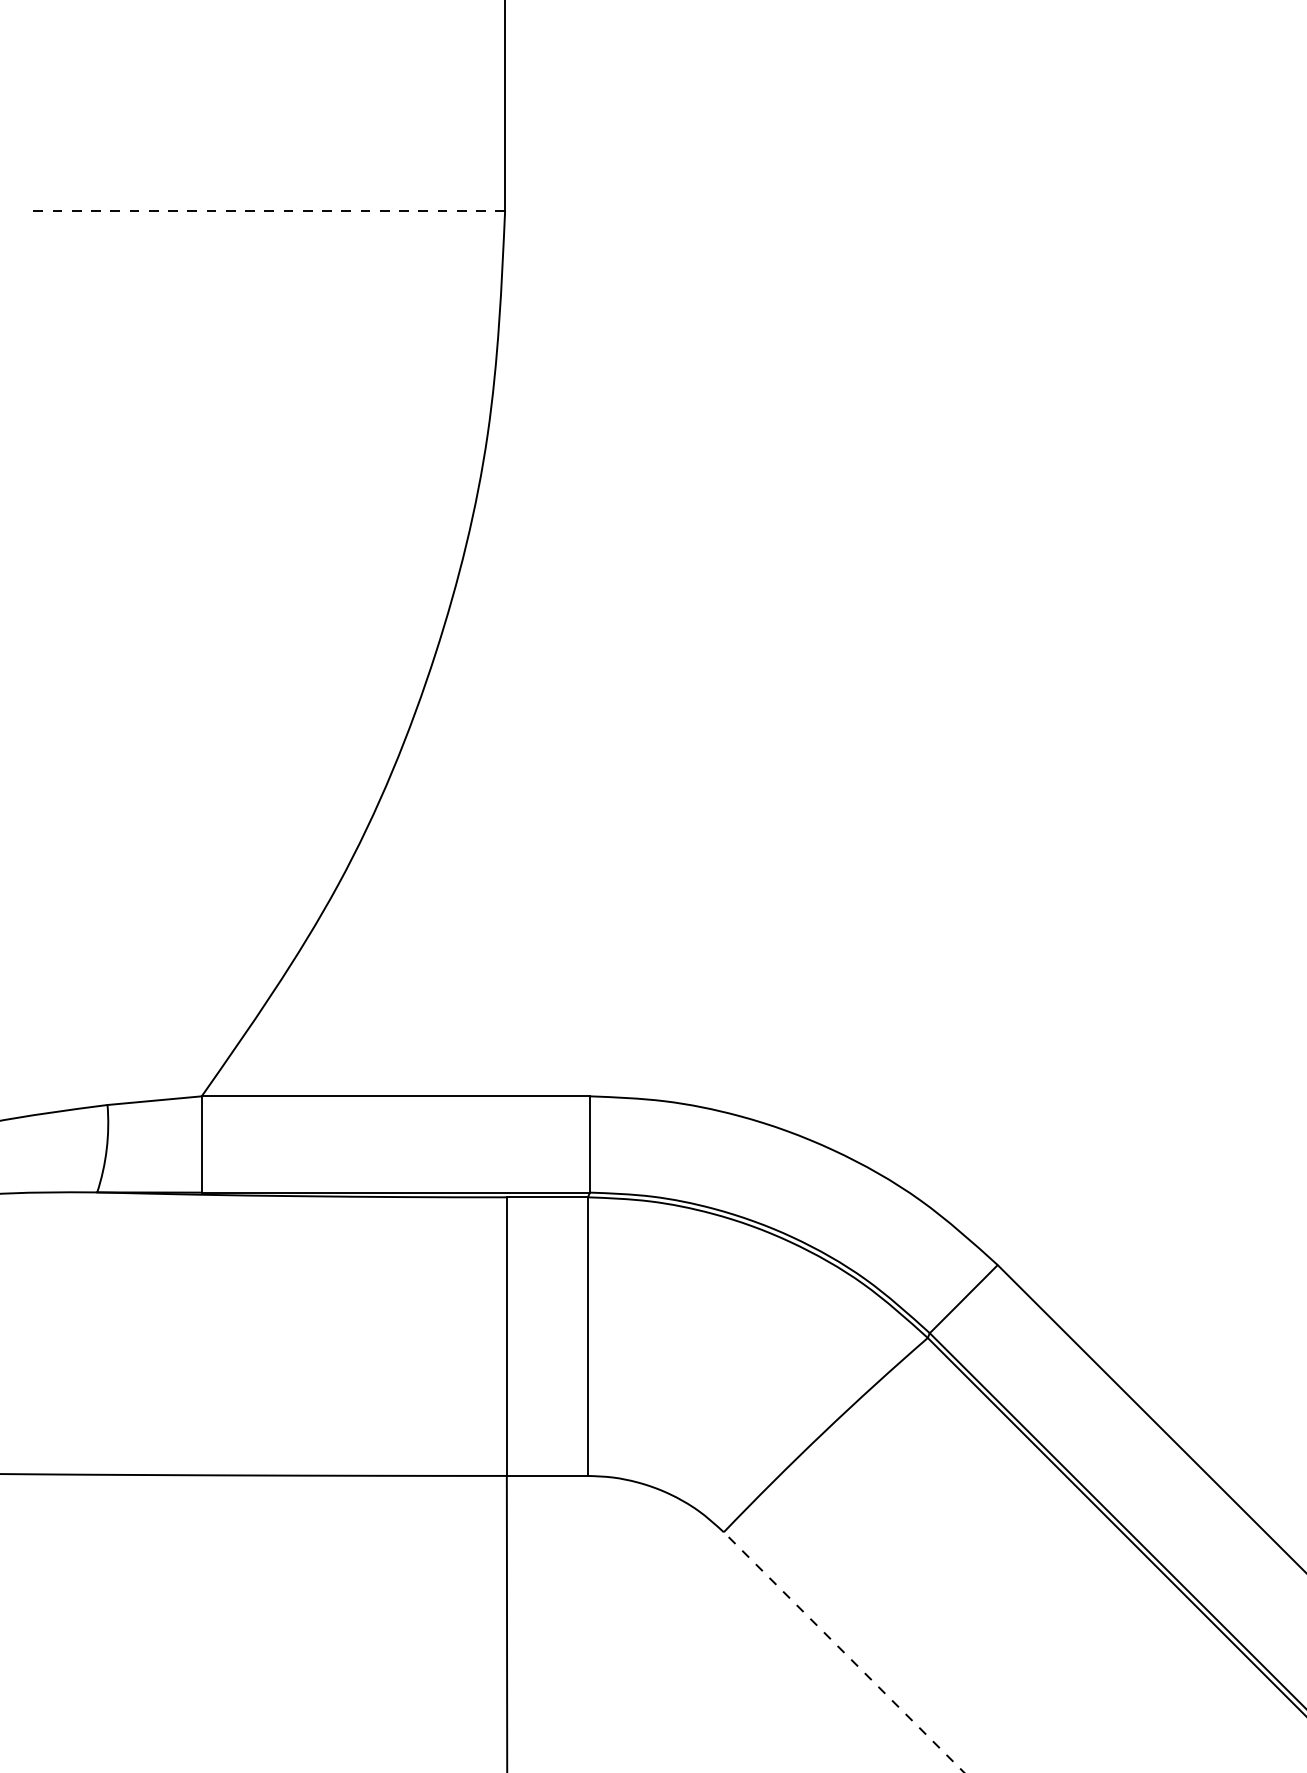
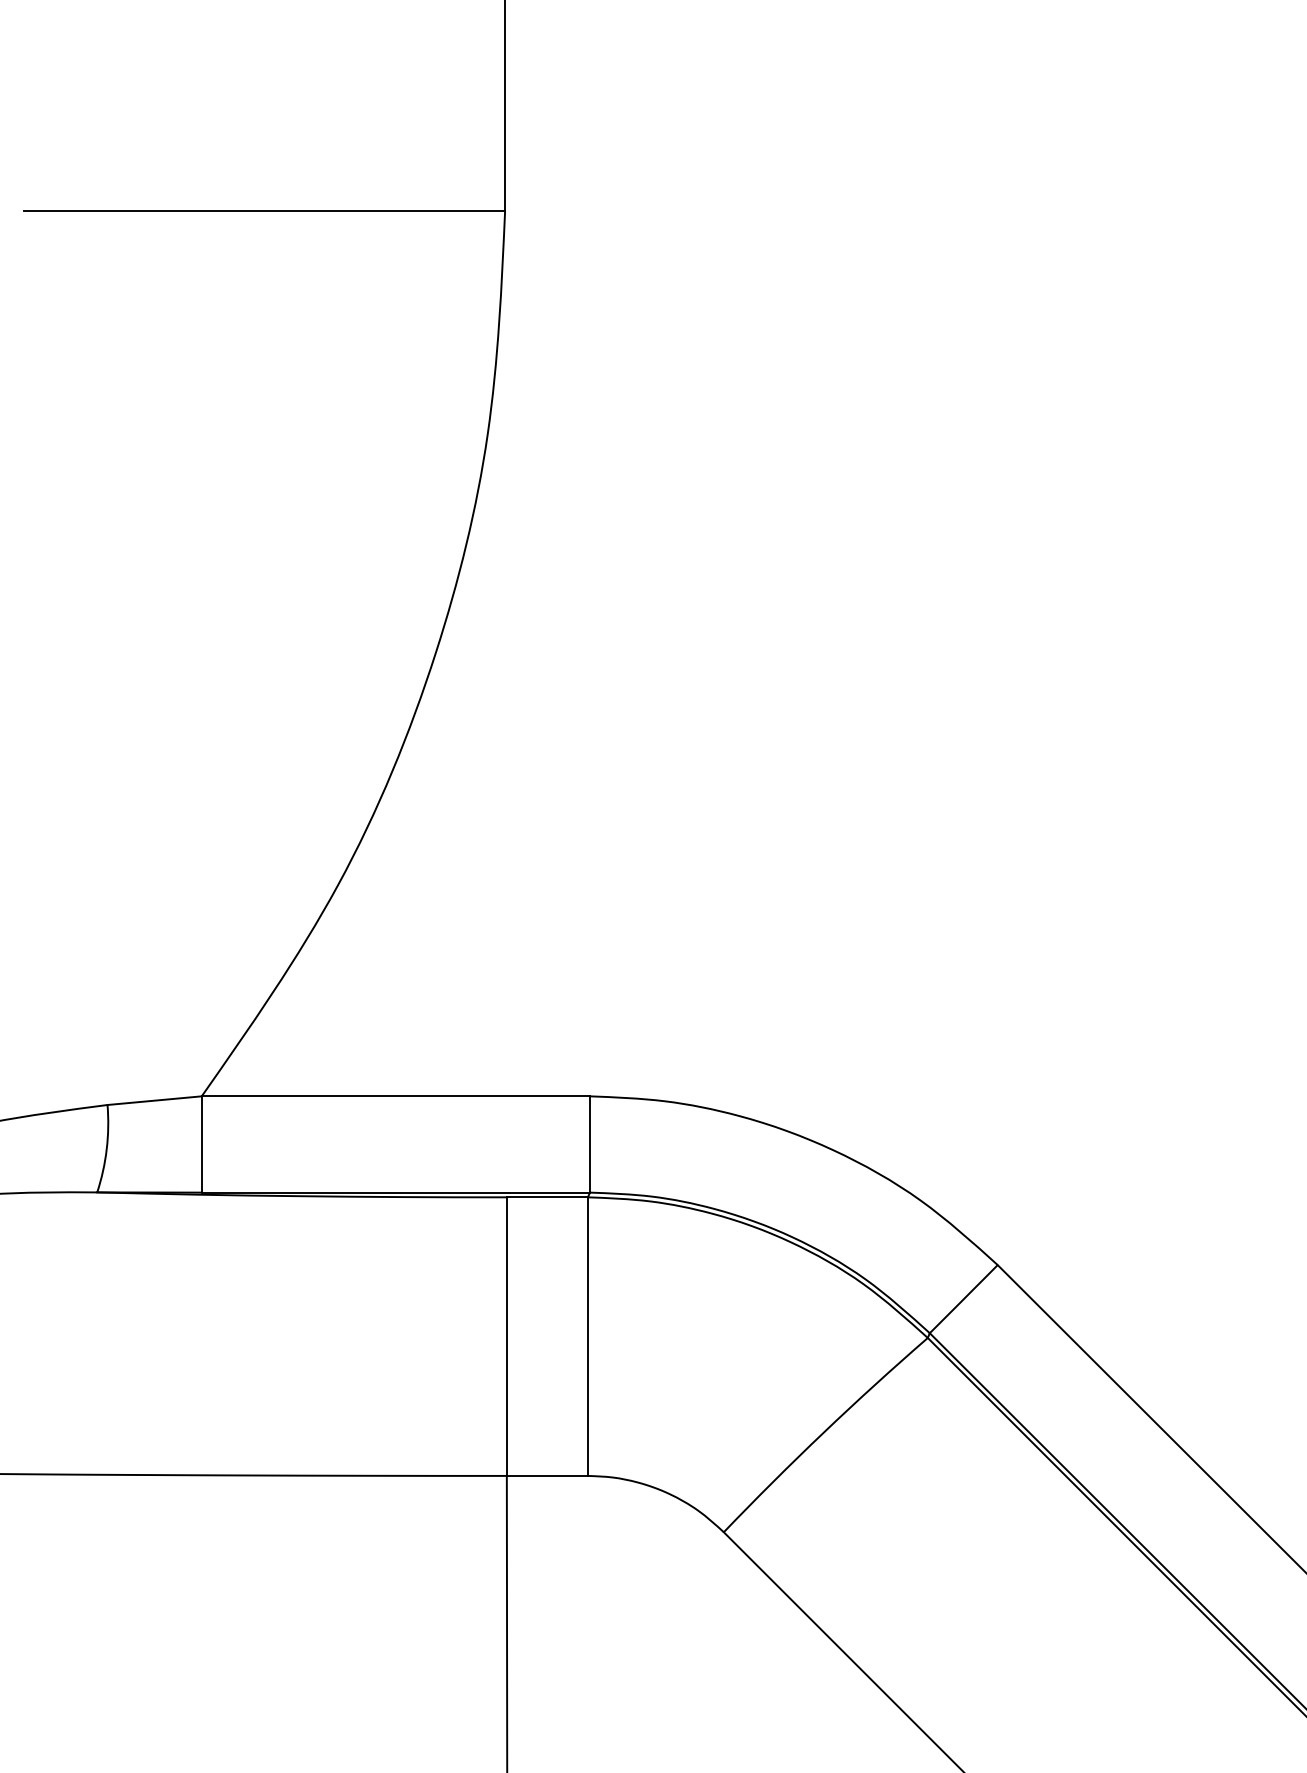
line: dashed -> solid (264, 211)
line: dashed -> solid (843, 1652)
